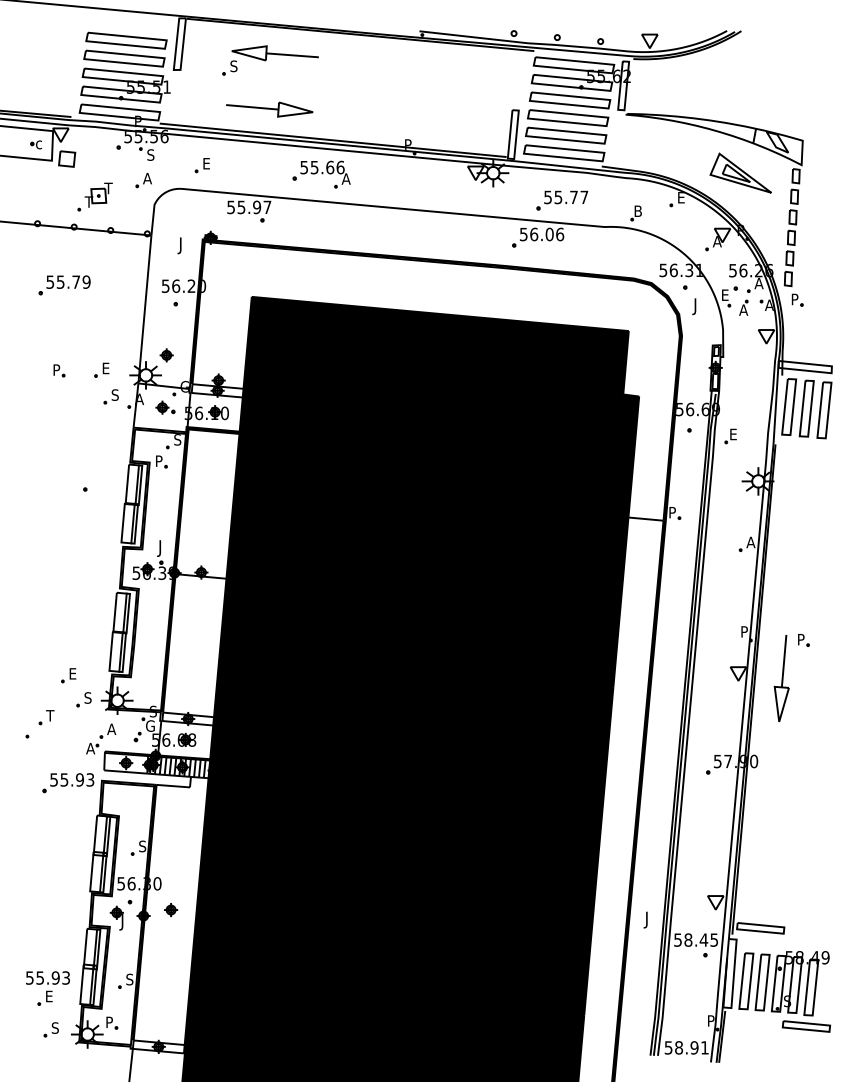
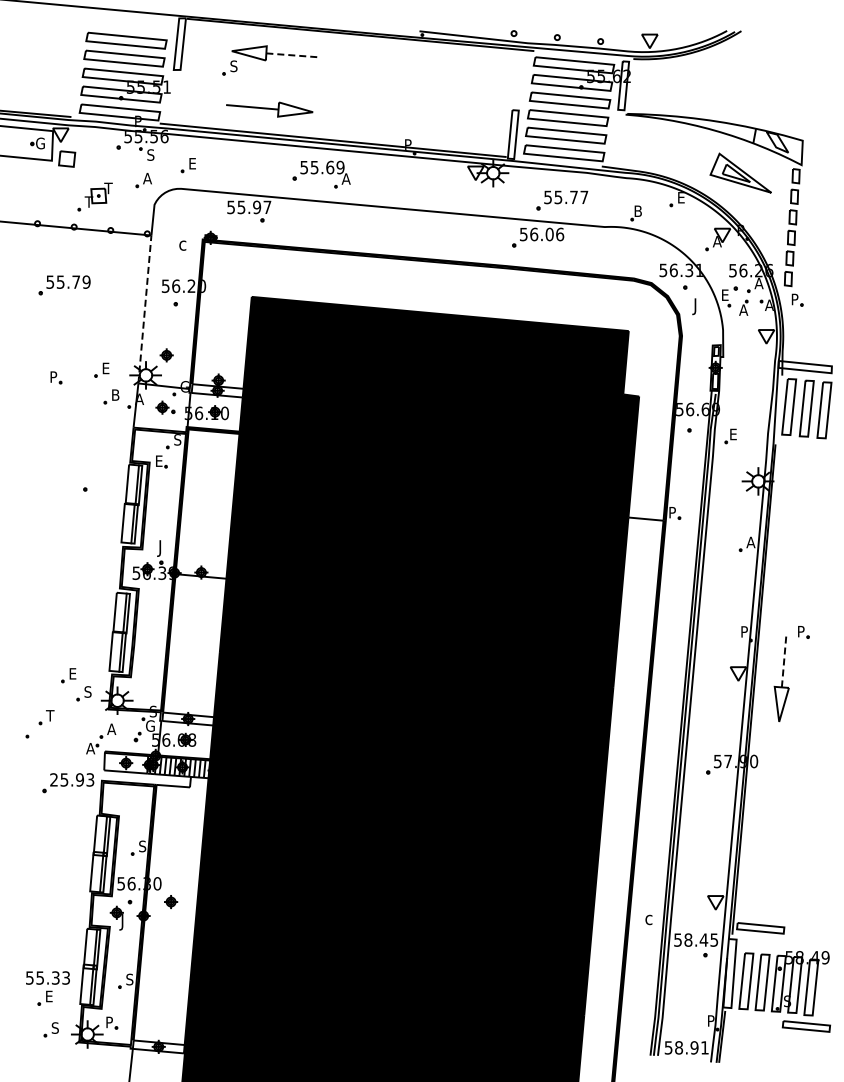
line: solid -> dashed (293, 55)
text: c -> G (40, 143)
part position: (201, 165) -> (187, 165) (187, 165)
text: 55.66 -> 55.69 (340, 167)
text: J -> c (181, 245)
line: solid -> dashed (144, 308)
part position: (59, 370) -> (56, 377) (56, 377)
text: S -> B (115, 394)
text: P -> E (159, 460)
part position: (803, 640) -> (803, 632) (803, 632)
line: solid -> dashed (784, 660)
part position: (83, 699) -> (83, 693) (83, 693)
text: 55.93 -> 25.93 (53, 779)
part position: (171, 909) -> (171, 901) (171, 901)
text: J -> c (647, 919)
text: 55.93 -> 55.33 (55, 977)
